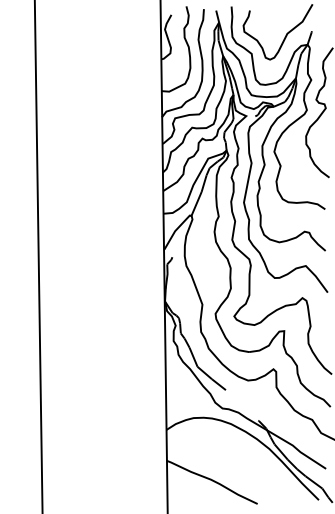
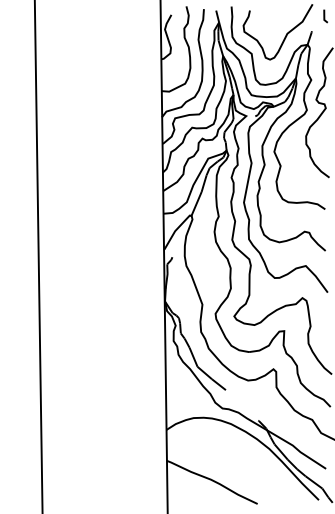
line: none -> present (325, 16)
